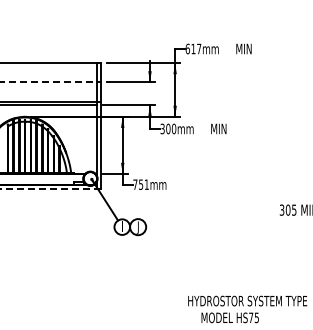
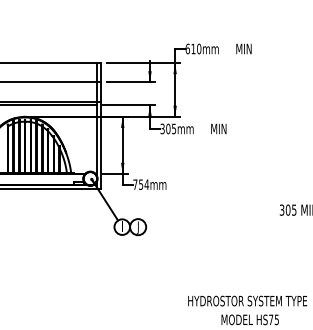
text: 617mm -> 610mm (199, 48)
line: dashed -> solid (51, 82)
text: 300mm -> 305mm (173, 128)
text: 751mm -> 754mm (146, 184)
line: dashed -> solid (50, 189)
text position: (229, 317) -> (249, 319) (249, 319)
